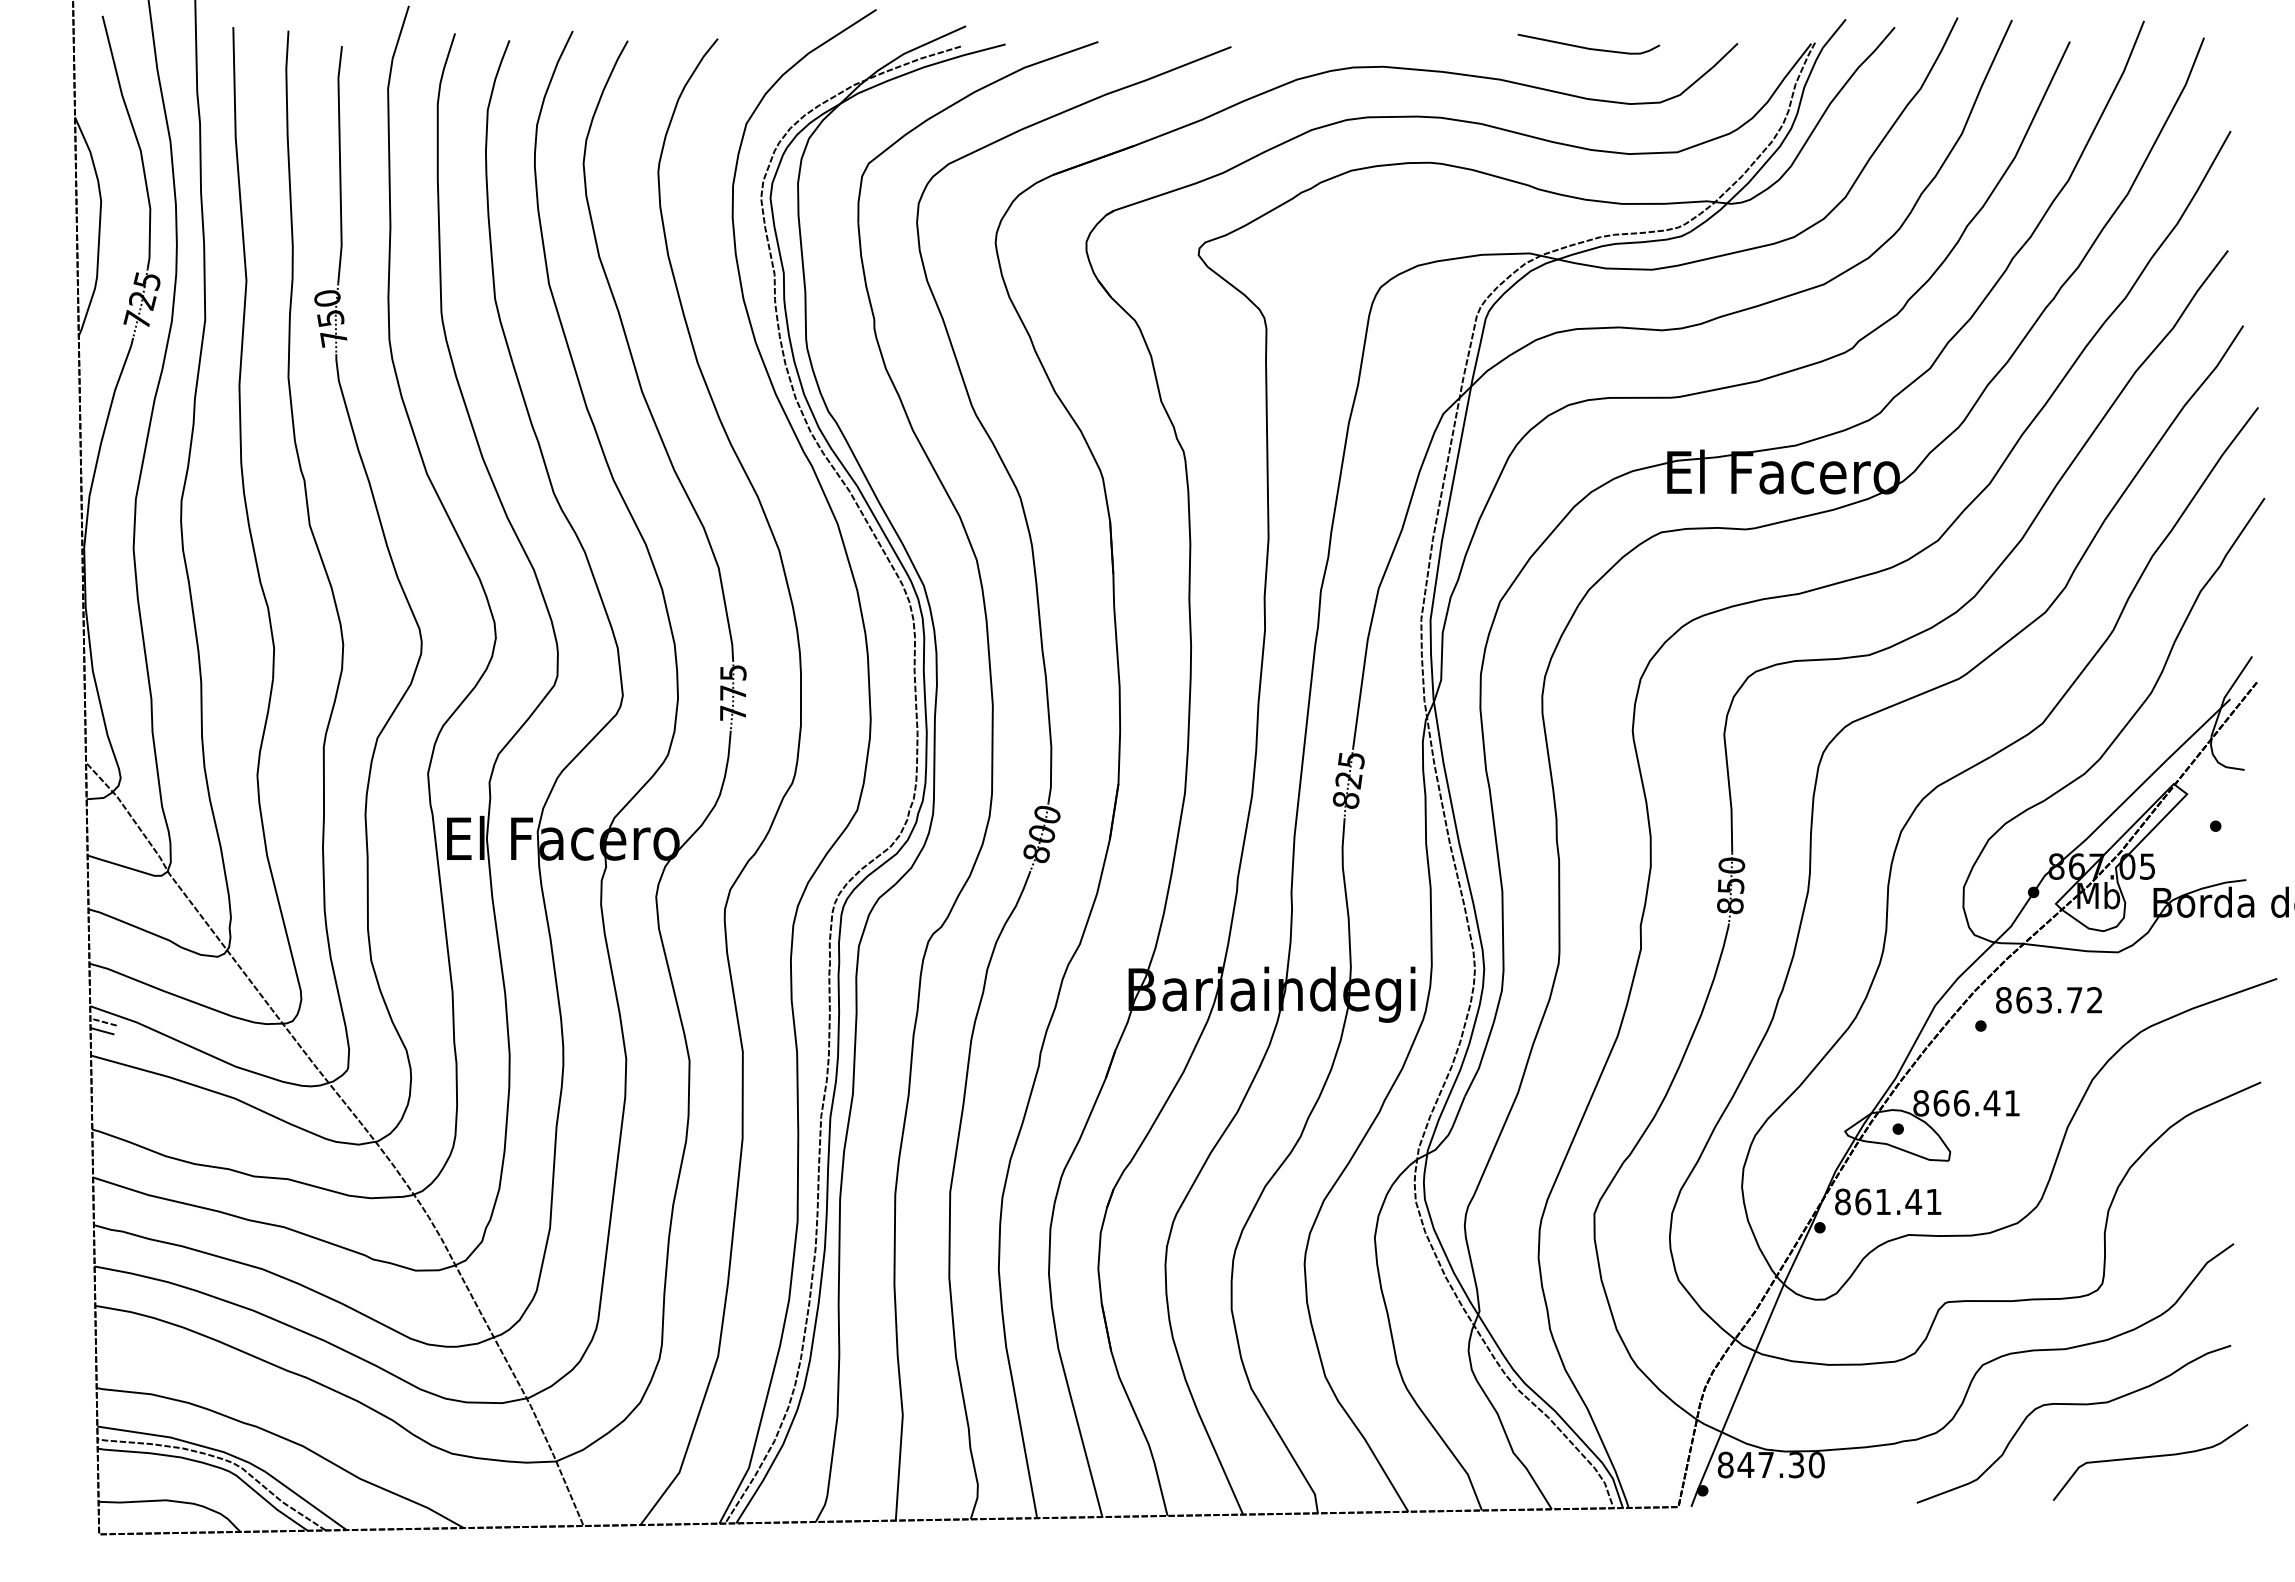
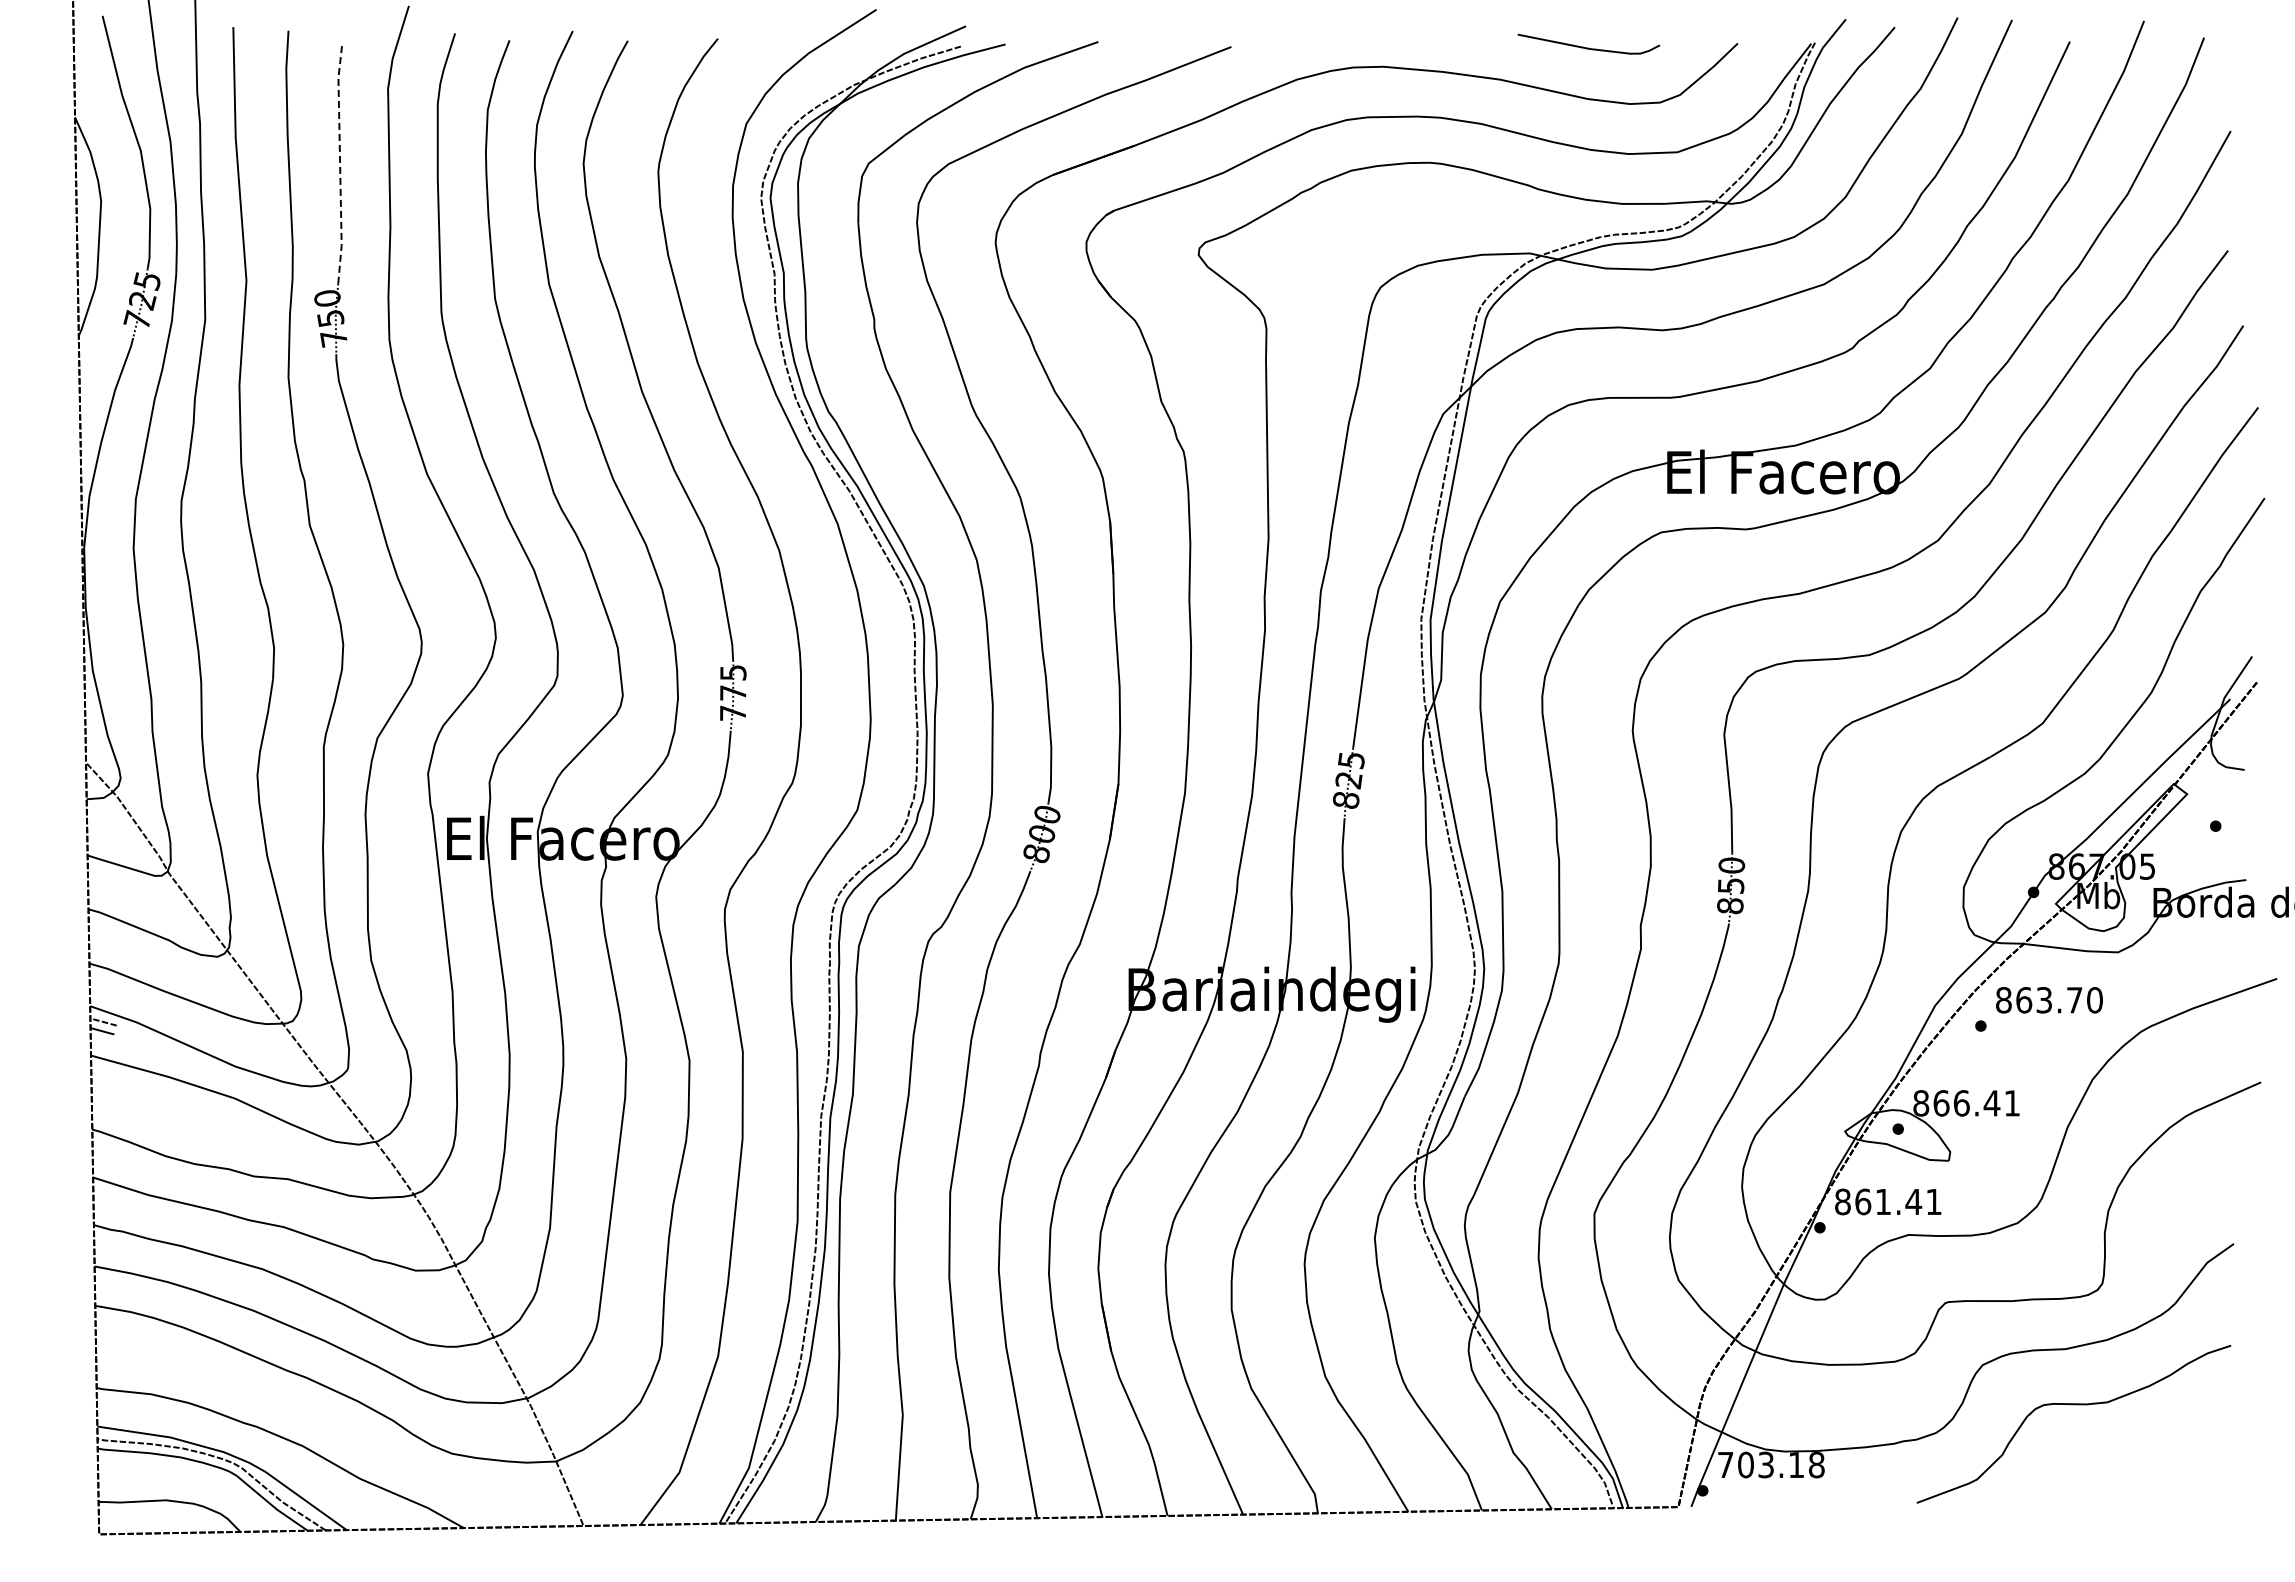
line: solid -> dashed (340, 164)
text: 863.72 -> 863.70 (2094, 1000)
curve: present -> none (2150, 1457)
text: 847.30 -> 703.18 (1770, 1464)
